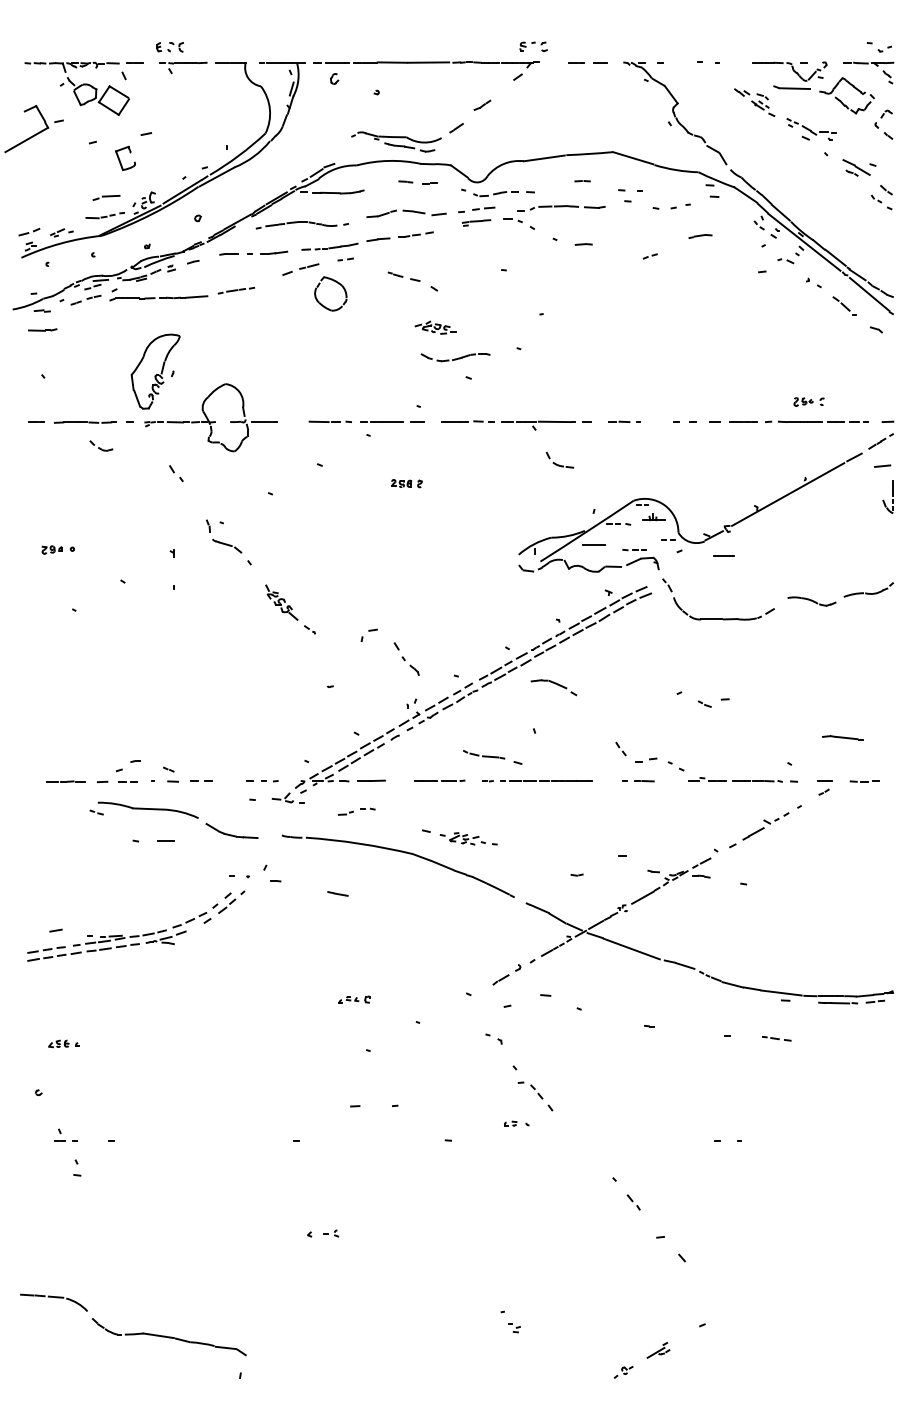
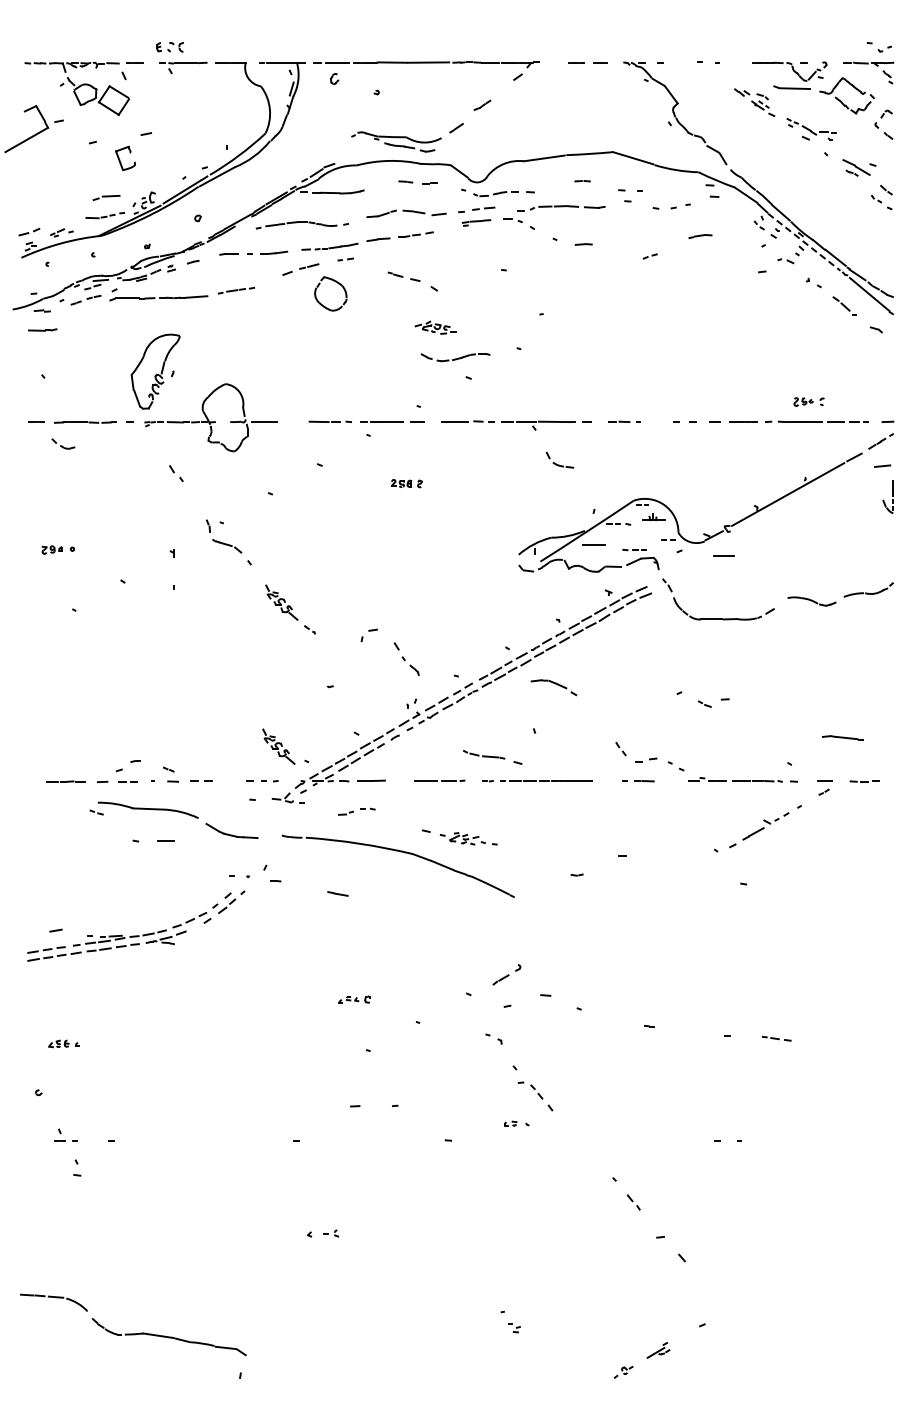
part: present -> none (533, 46)
line: solid -> dashed (804, 242)
part position: (101, 445) -> (63, 443) (63, 443)
part: none -> present (278, 746)
part: present -> none (694, 967)
